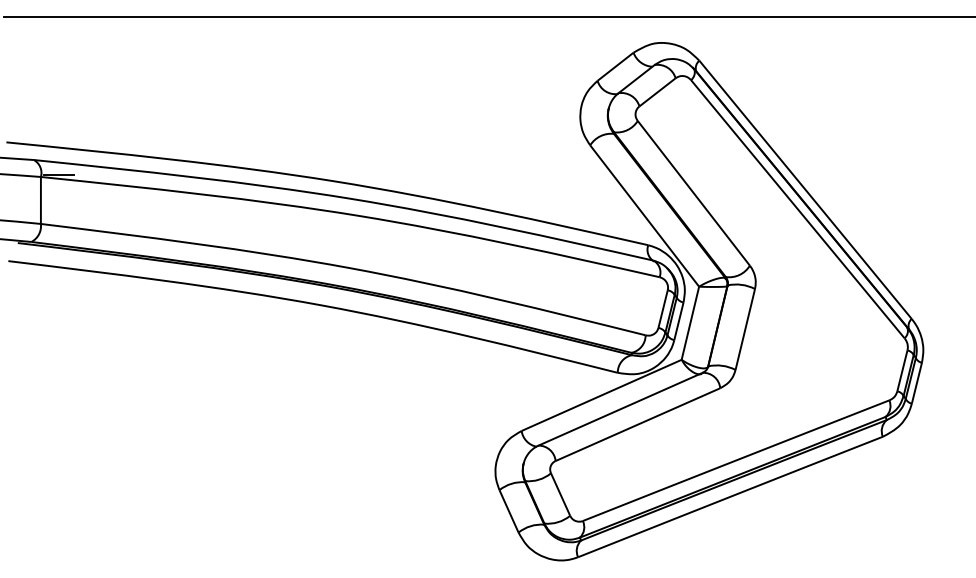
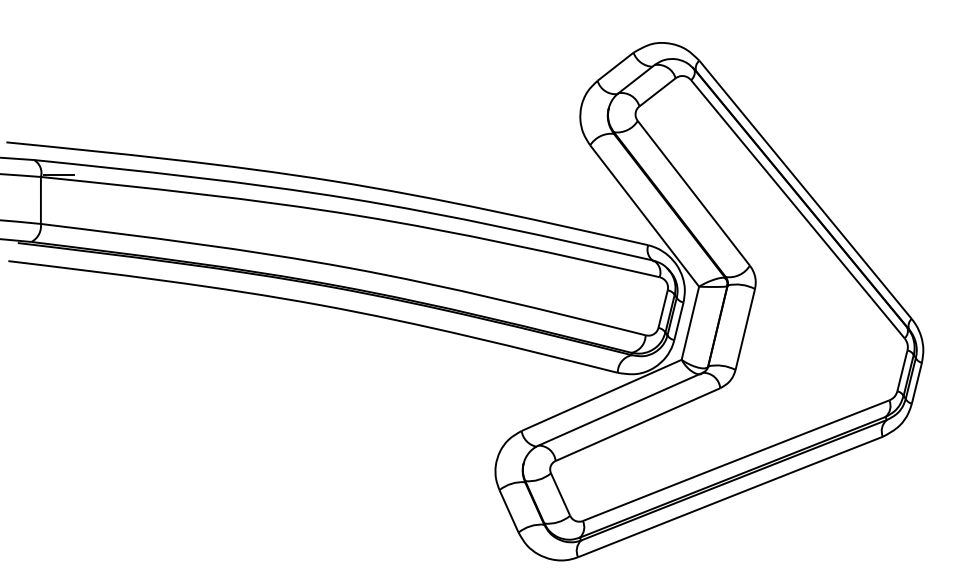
line: present -> none (488, 17)
